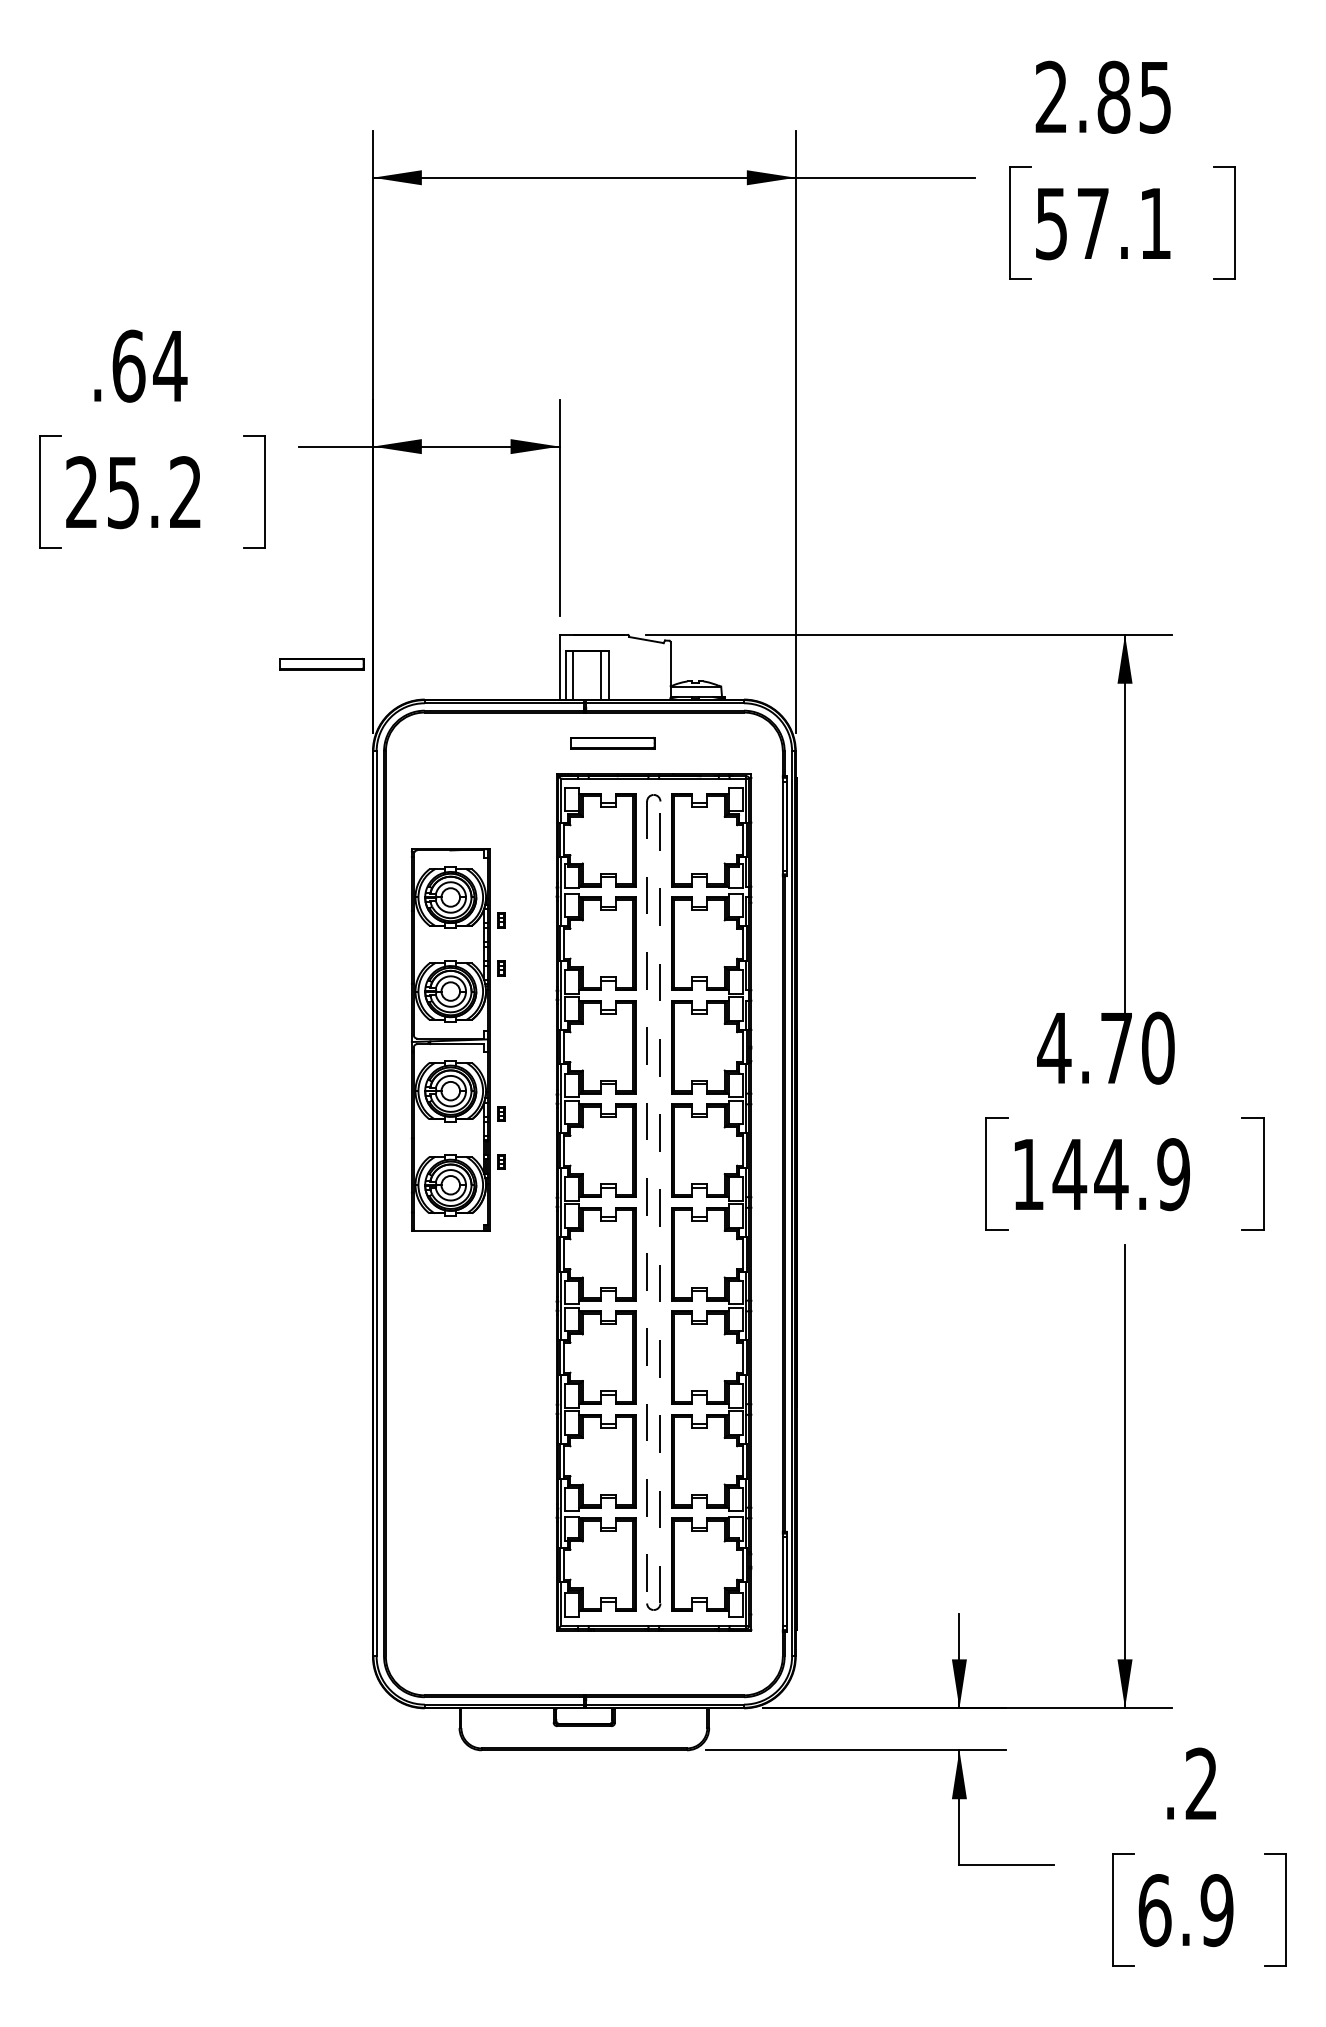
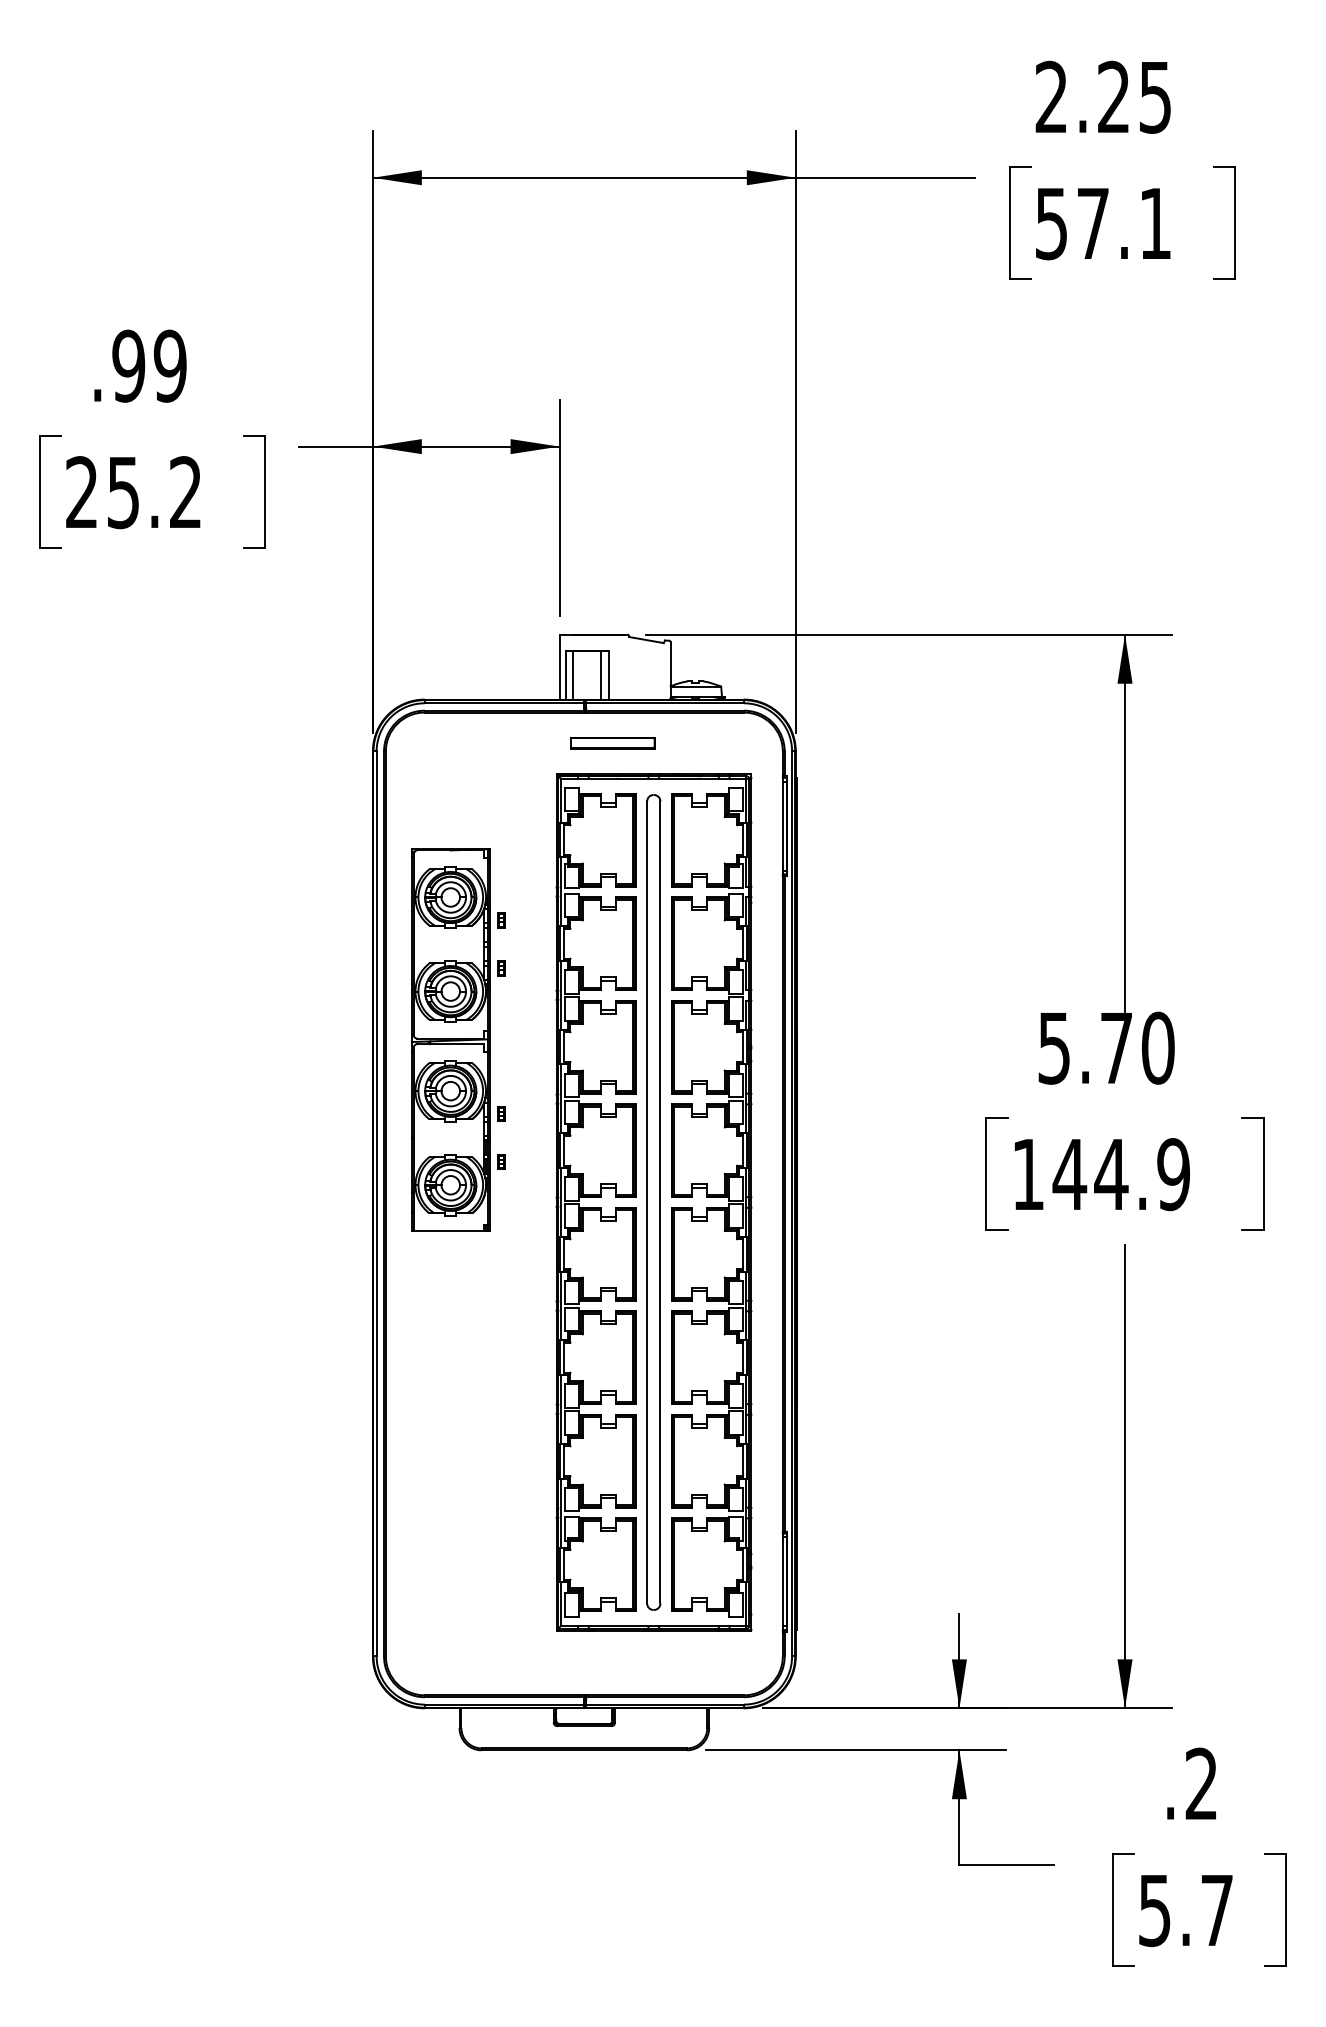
text: 2.85 -> 2.25 (1113, 96)
text: .64 -> .99 (149, 365)
part: present -> none (321, 664)
text: 4.70 -> 5.70 (1054, 1048)
line: dashed -> solid (647, 1202)
line: dashed -> solid (660, 1202)
text: 6.9 -> 5.7 (1185, 1910)
